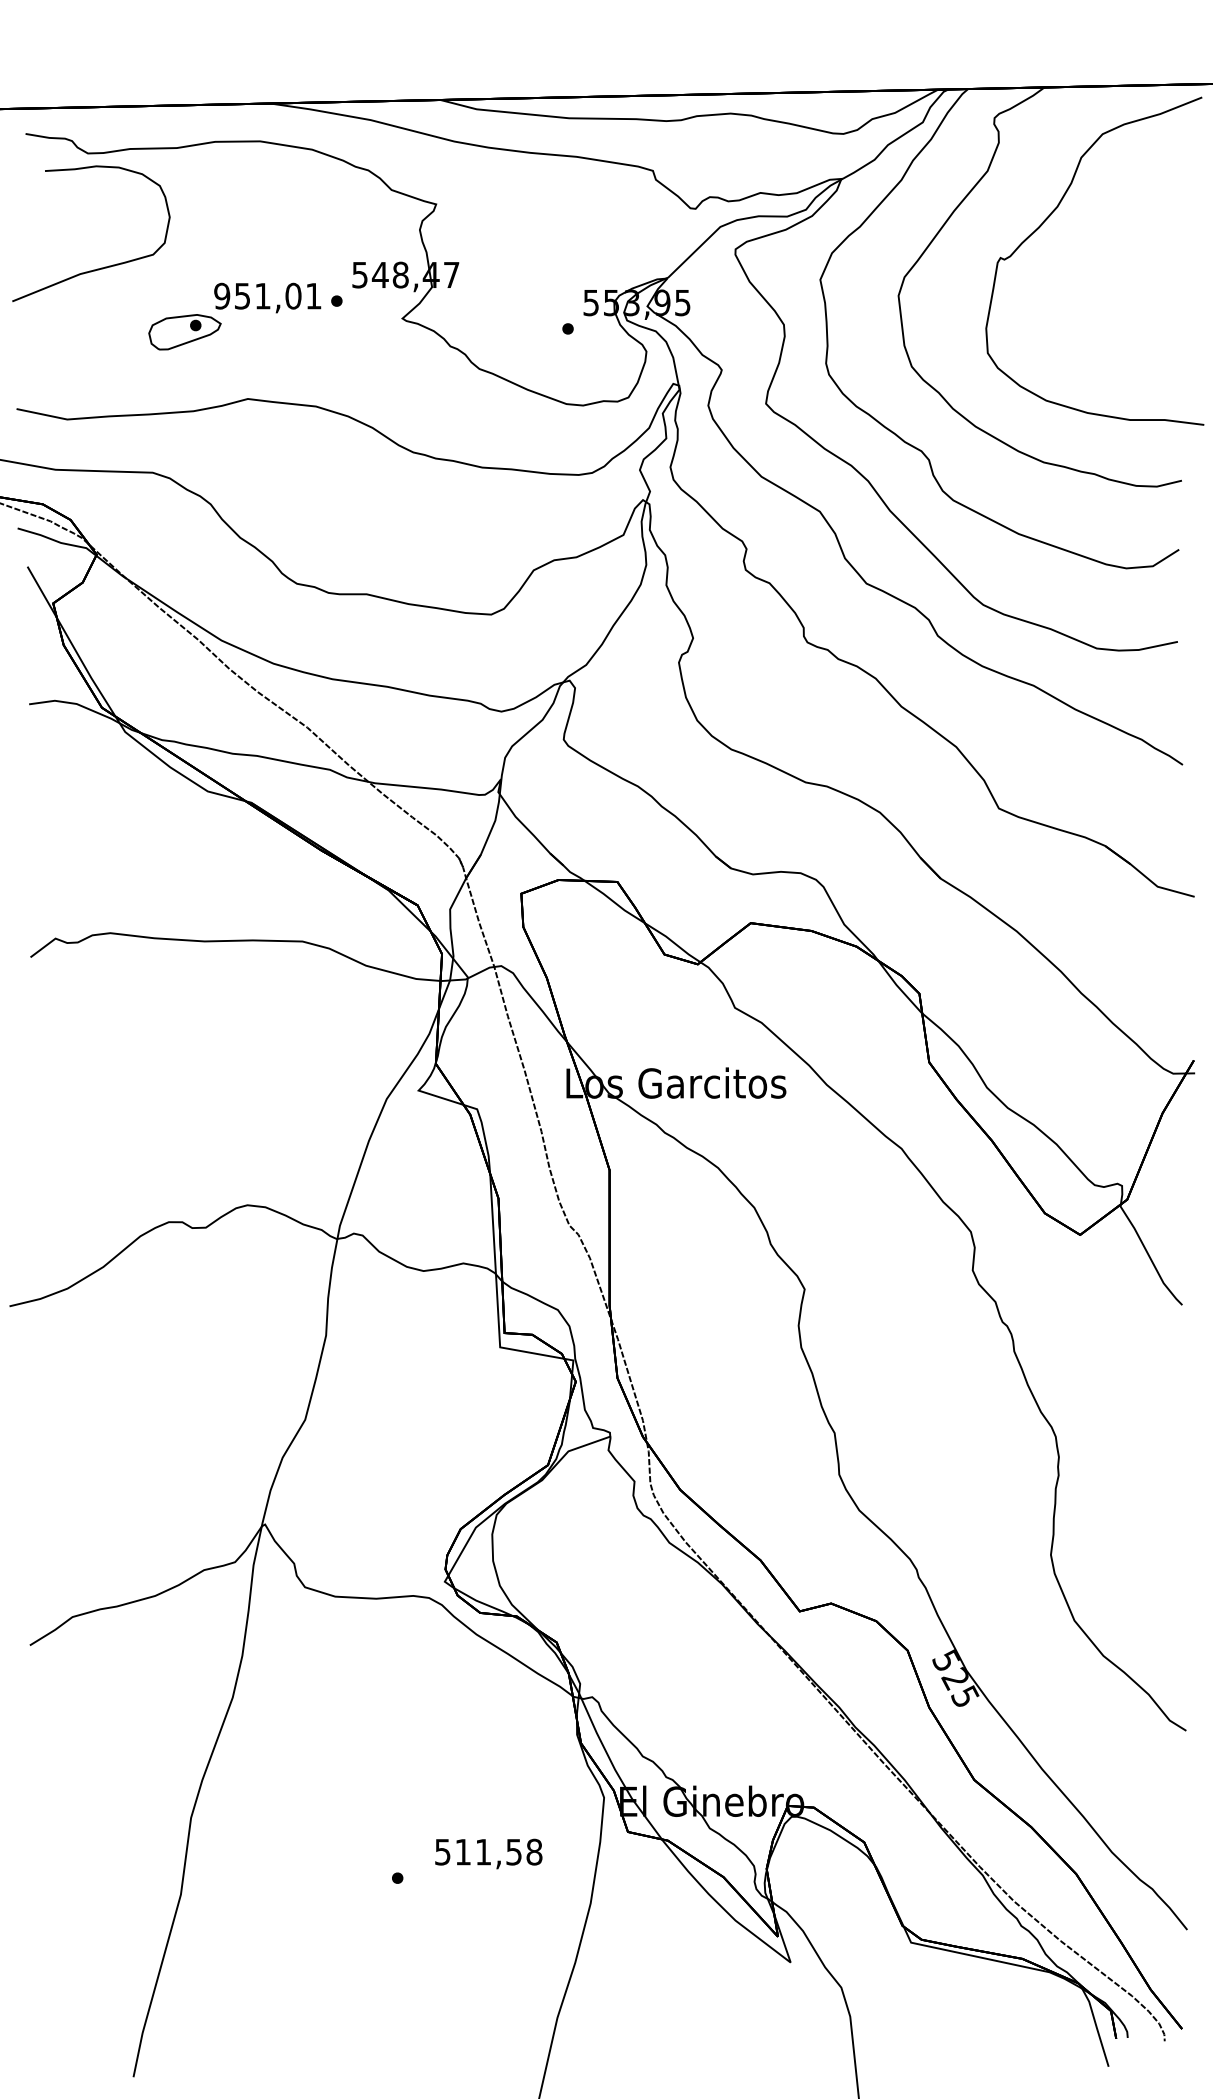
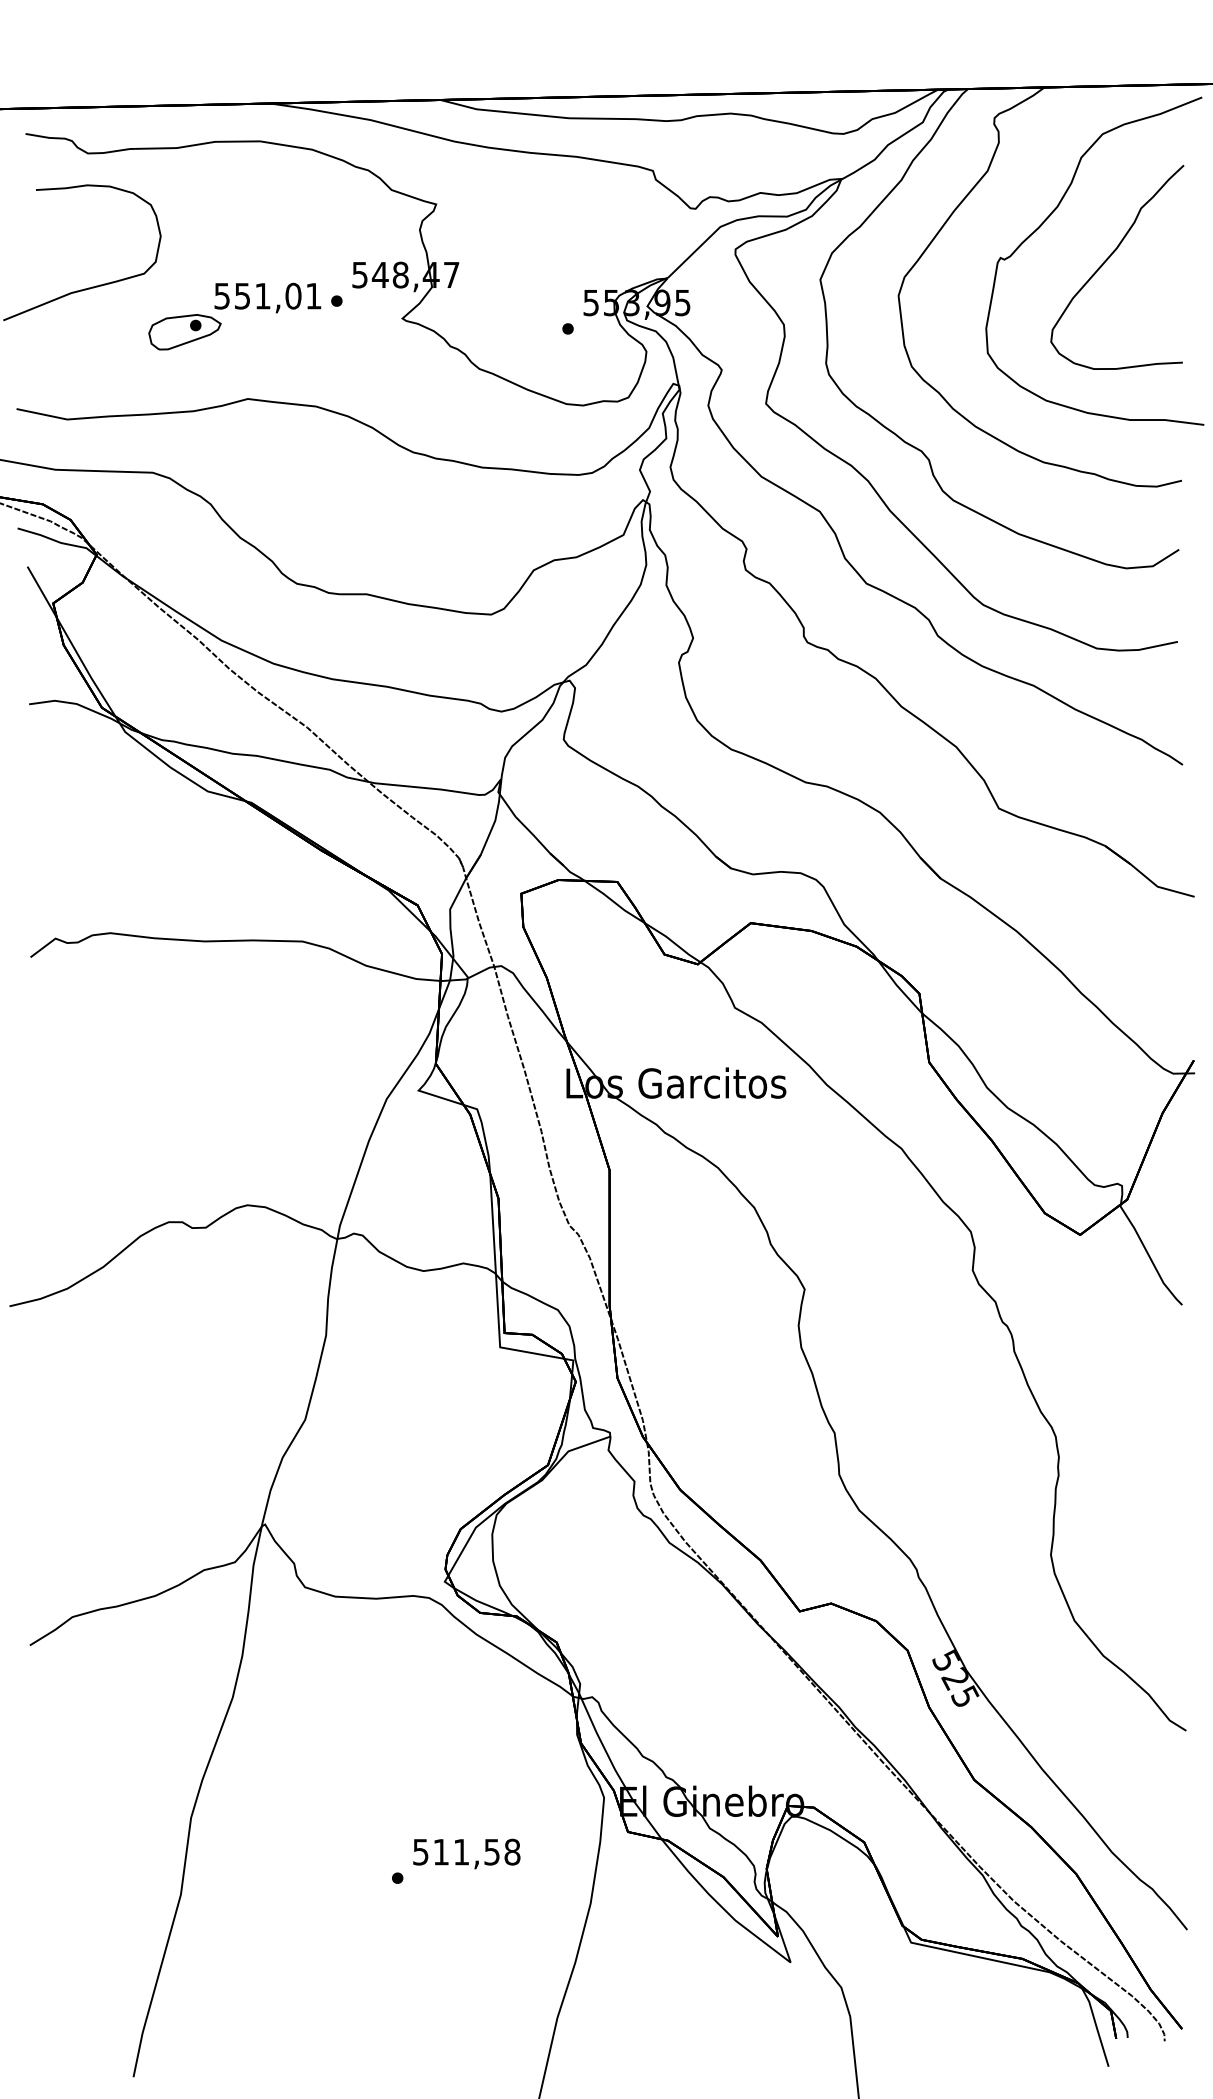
curve: none -> present (1109, 258)
curve position: (101, 267) -> (92, 286) (92, 286)
text: 951,01 -> 551,01 (222, 295)
text position: (488, 1853) -> (466, 1853) (466, 1853)
